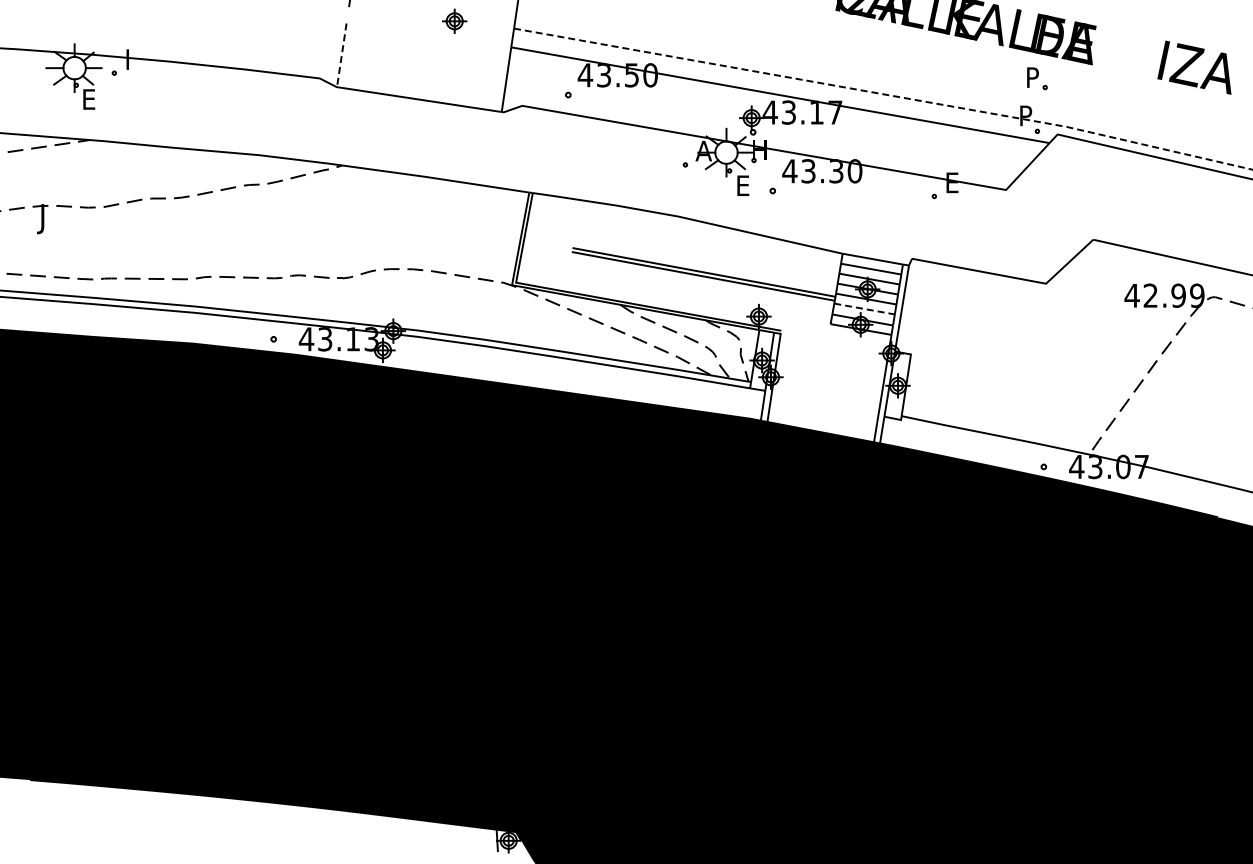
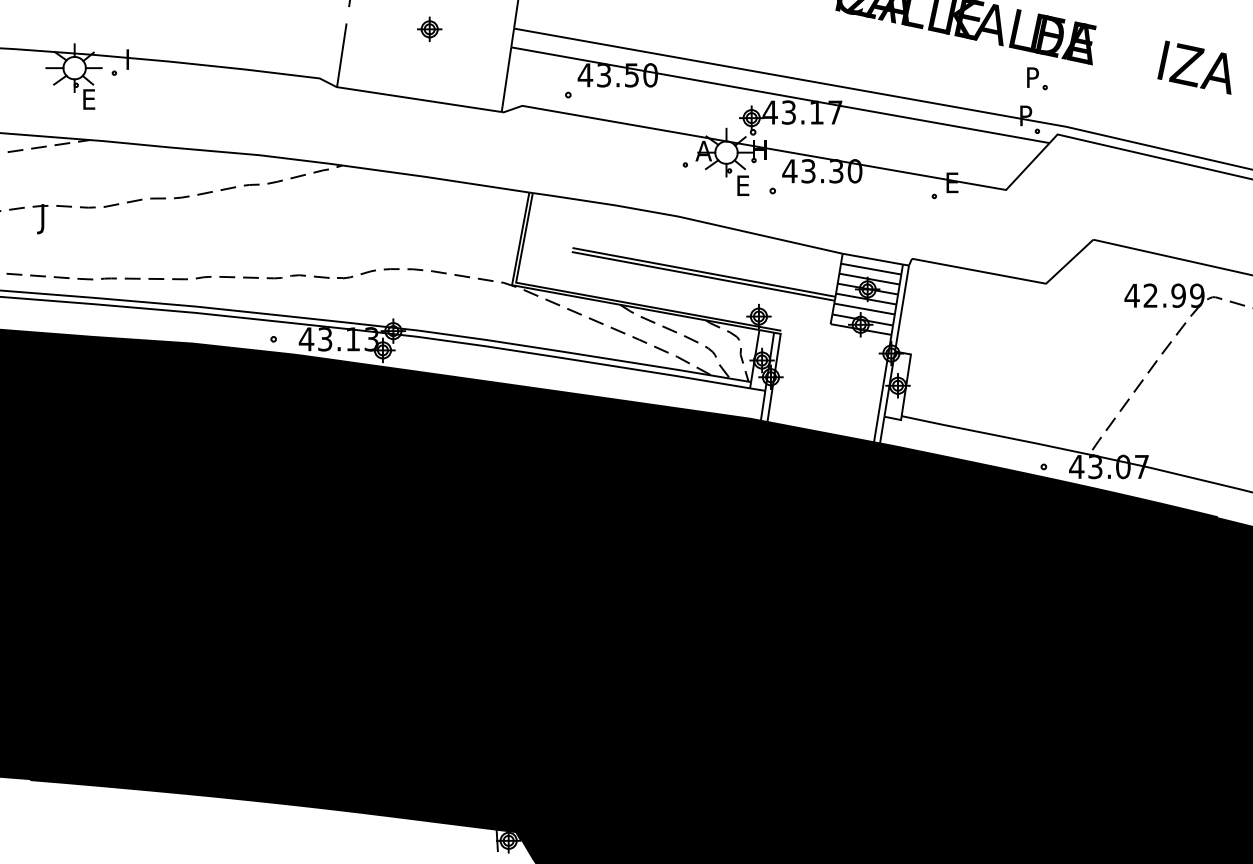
part position: (454, 20) -> (429, 28) (429, 28)
line: dashed -> solid (341, 55)
line: dashed -> solid (884, 94)
line: dashed -> solid (864, 309)
